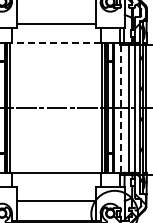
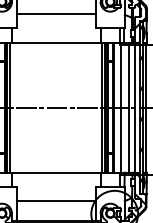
line position: (55, 24) -> (55, 14) (55, 14)
line: dashed -> solid (55, 42)
line: dashed -> solid (120, 107)
